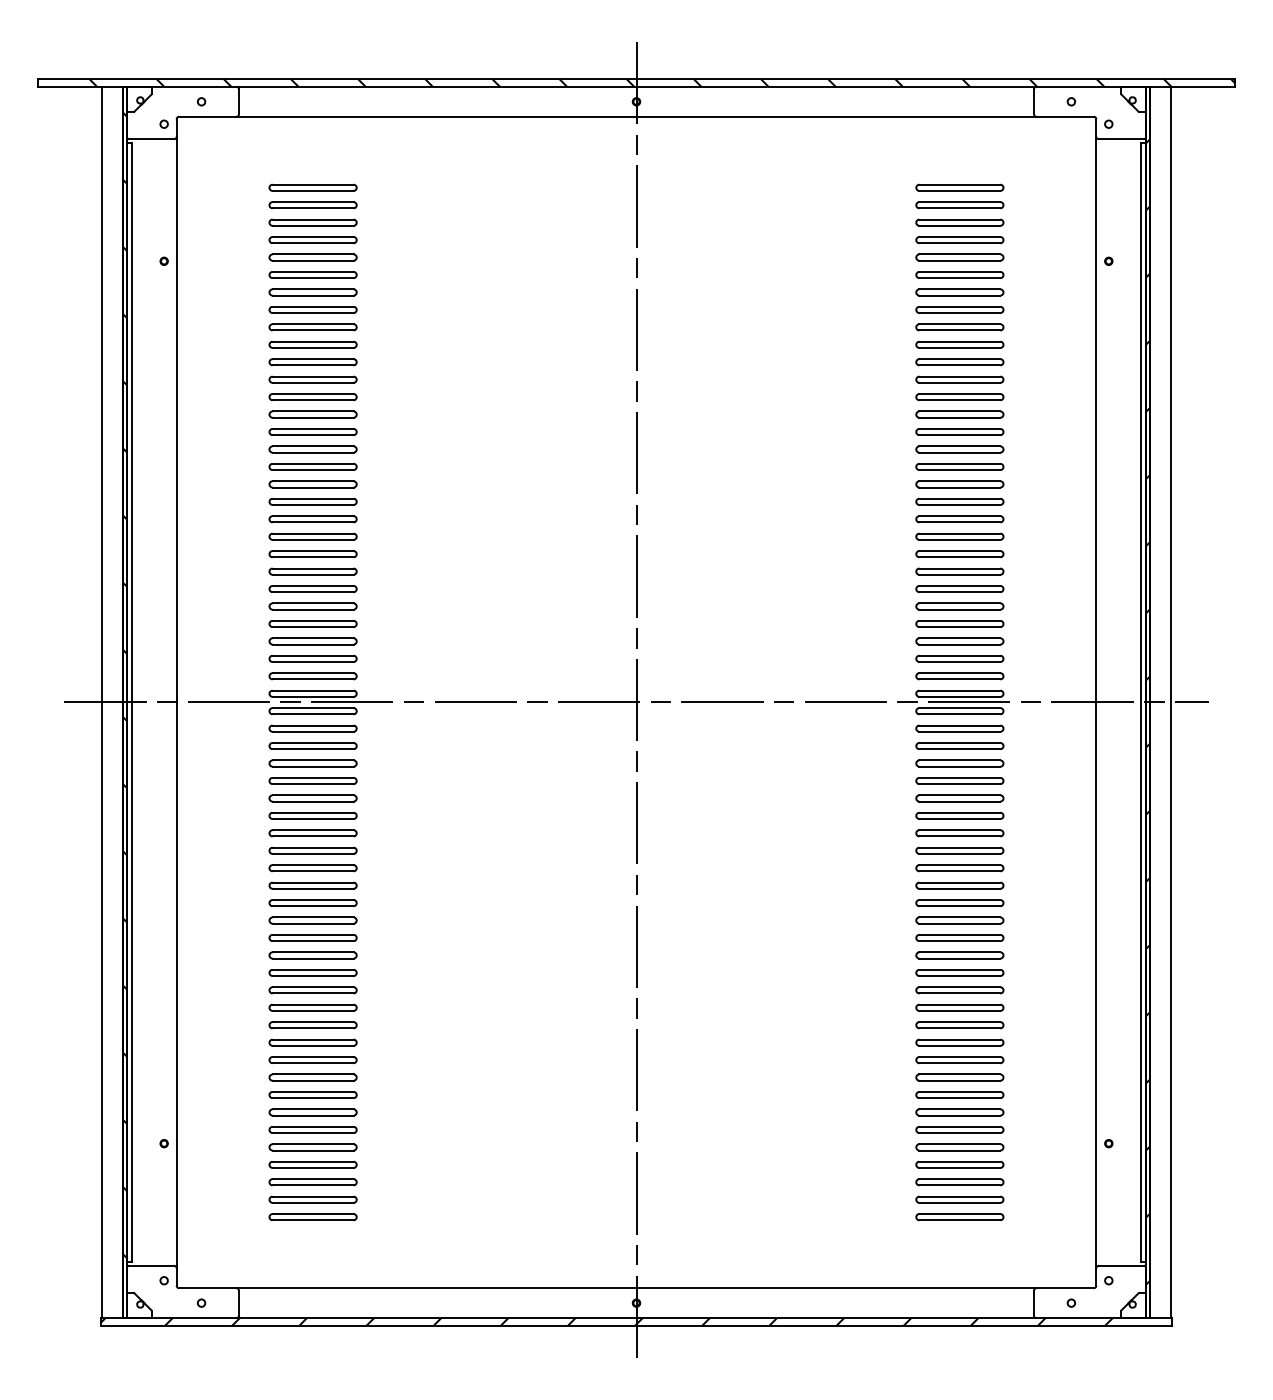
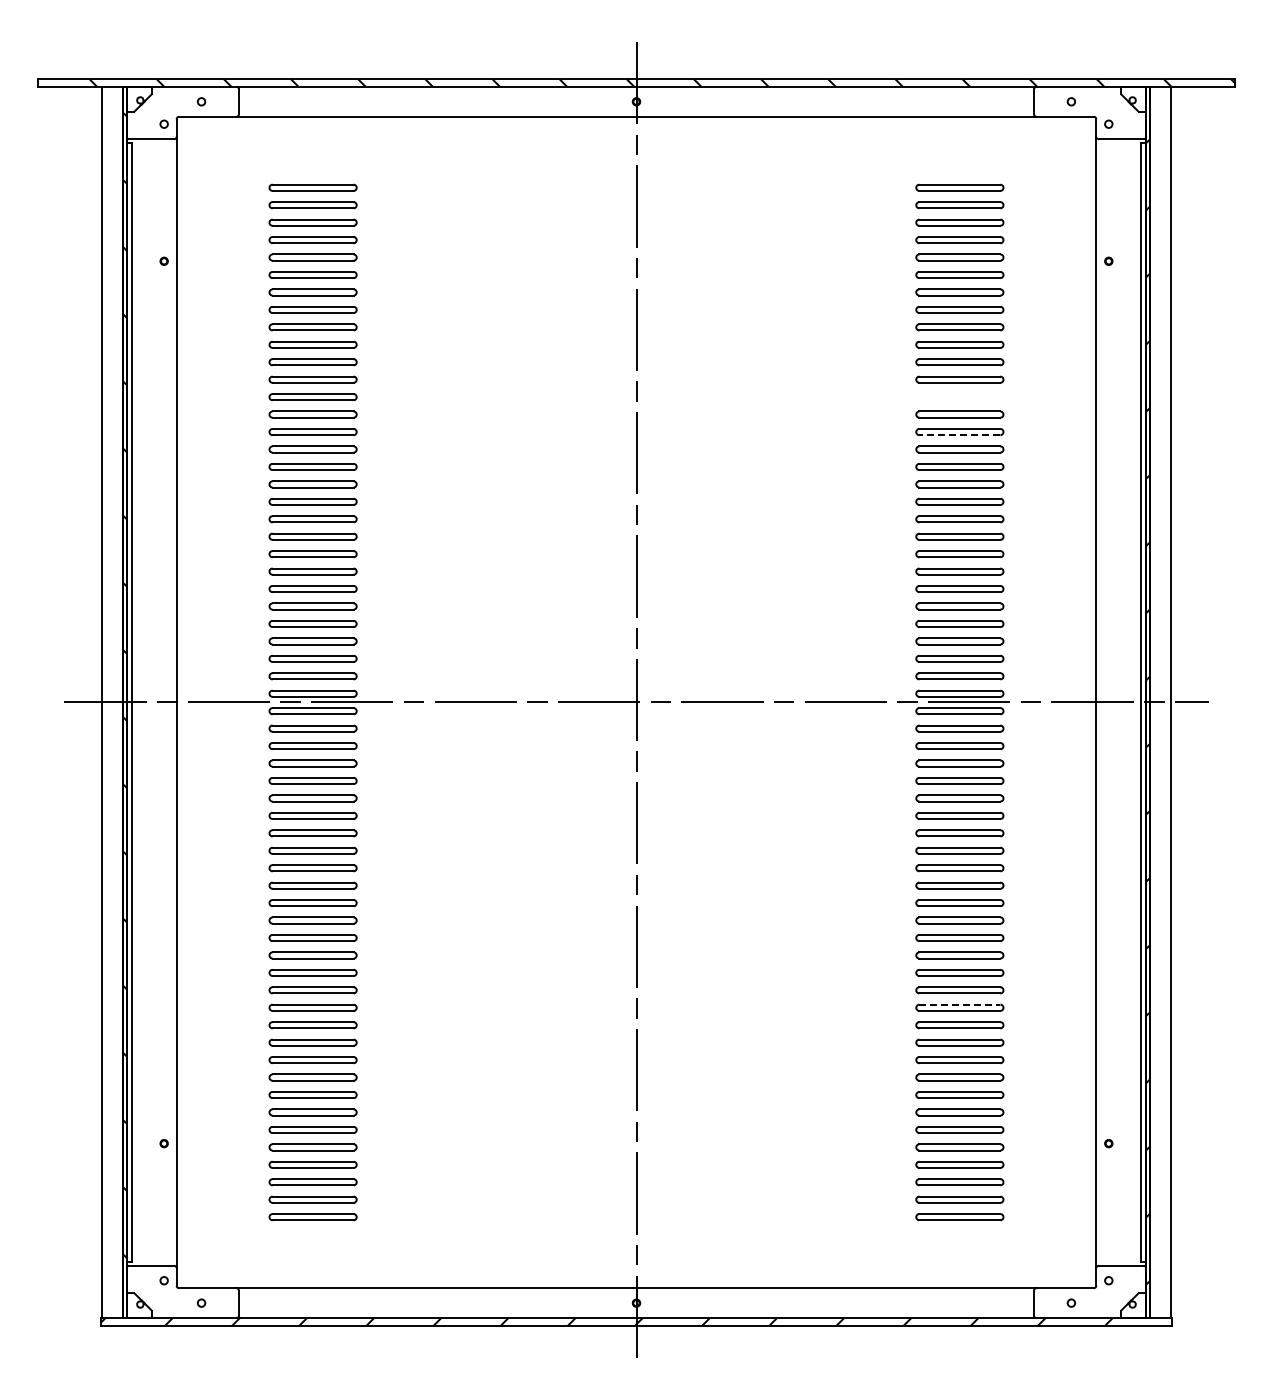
part: present -> none (959, 397)
line: solid -> dashed (959, 435)
line: solid -> dashed (959, 1004)
